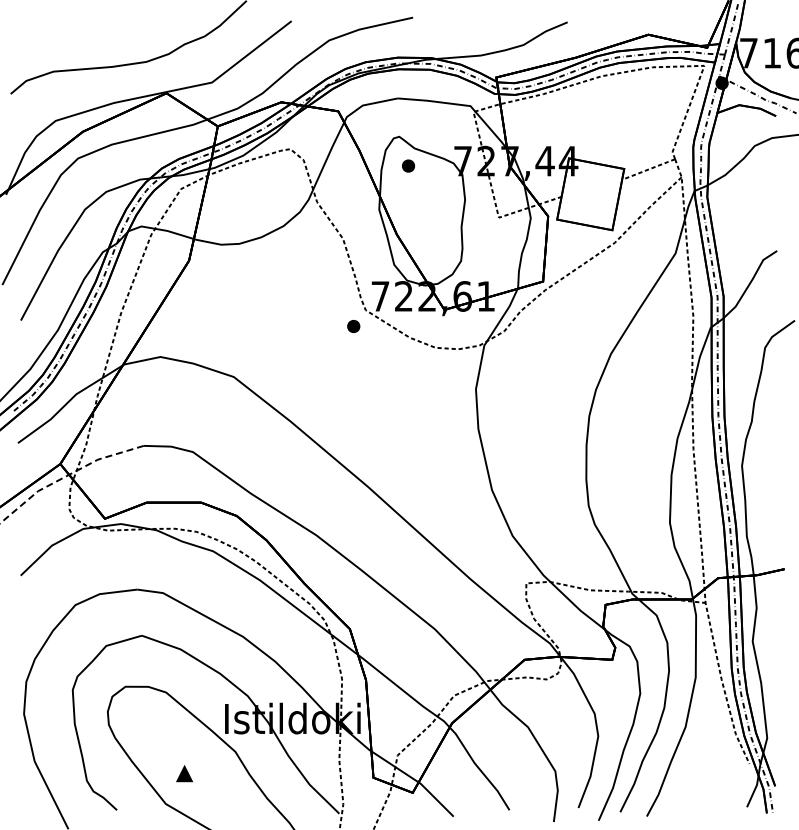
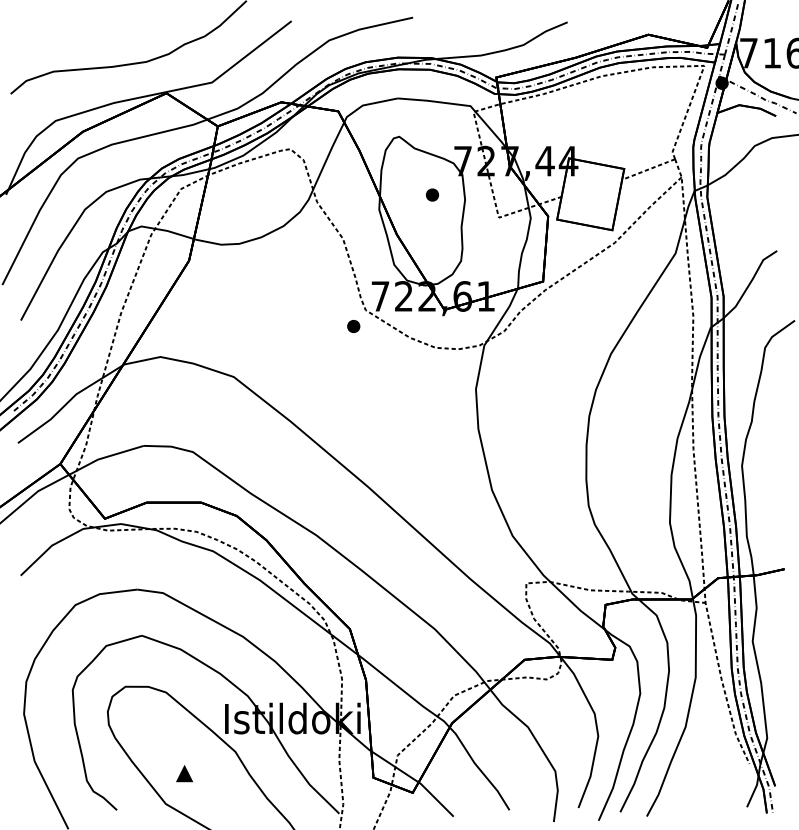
part position: (408, 165) -> (432, 194) (432, 194)
line: dashed -> solid (67, 475)
